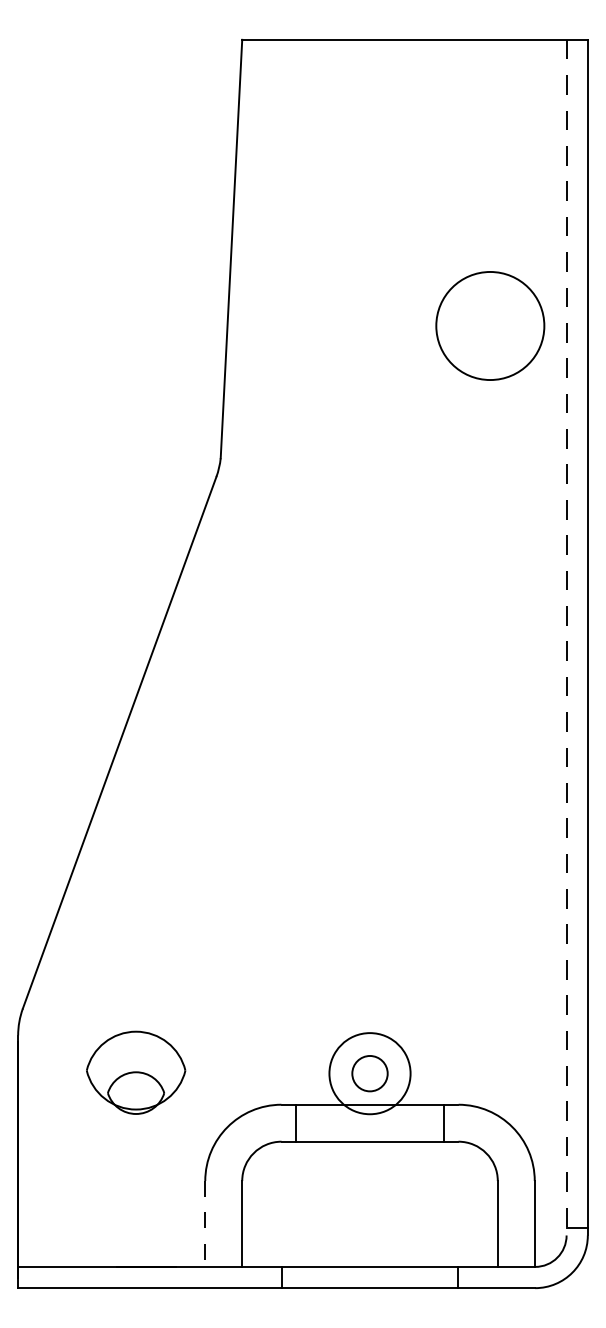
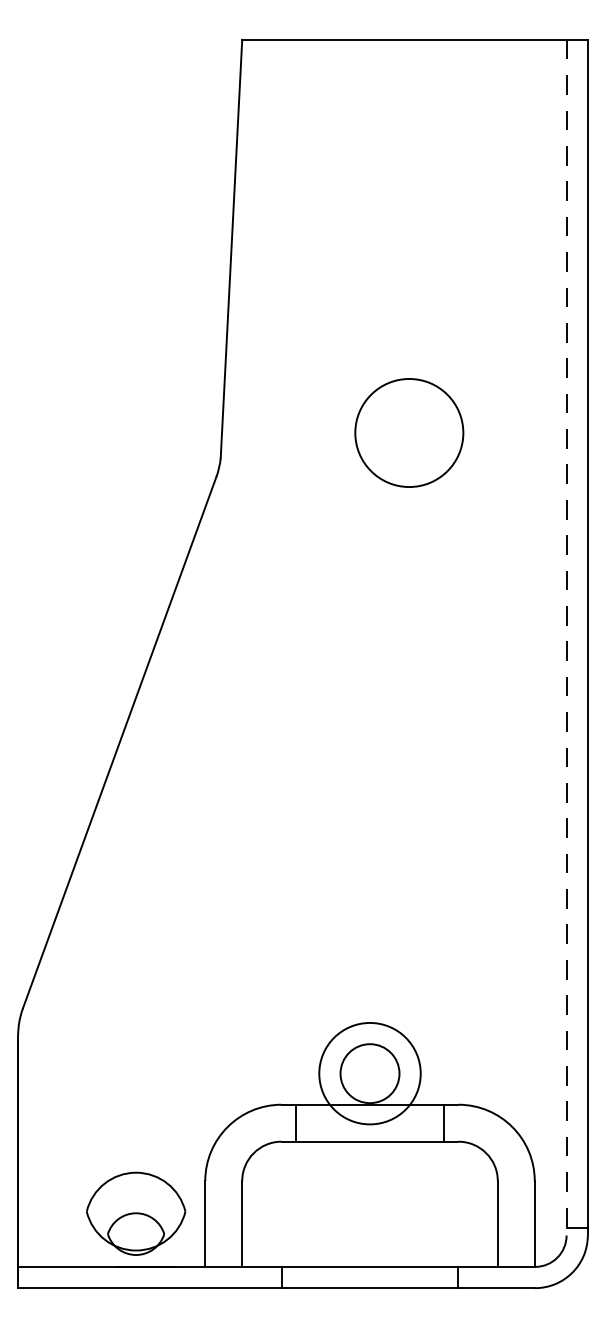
circle position: (490, 325) -> (409, 432) (409, 432)
part position: (136, 1072) -> (136, 1213) (136, 1213)
circle diameter: 35 px -> 59 px (369, 1073)
circle diameter: 81 px -> 101 px (369, 1073)
line: dashed -> solid (205, 1223)
